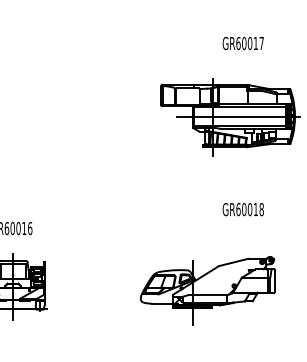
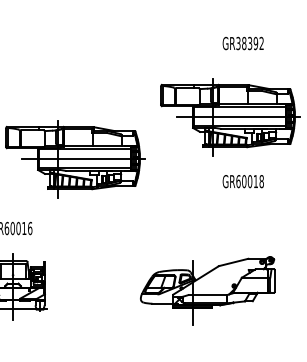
text: GR60017 -> GR38392 (249, 43)
part: none -> present (75, 159)
text position: (242, 209) -> (242, 181) (242, 181)
